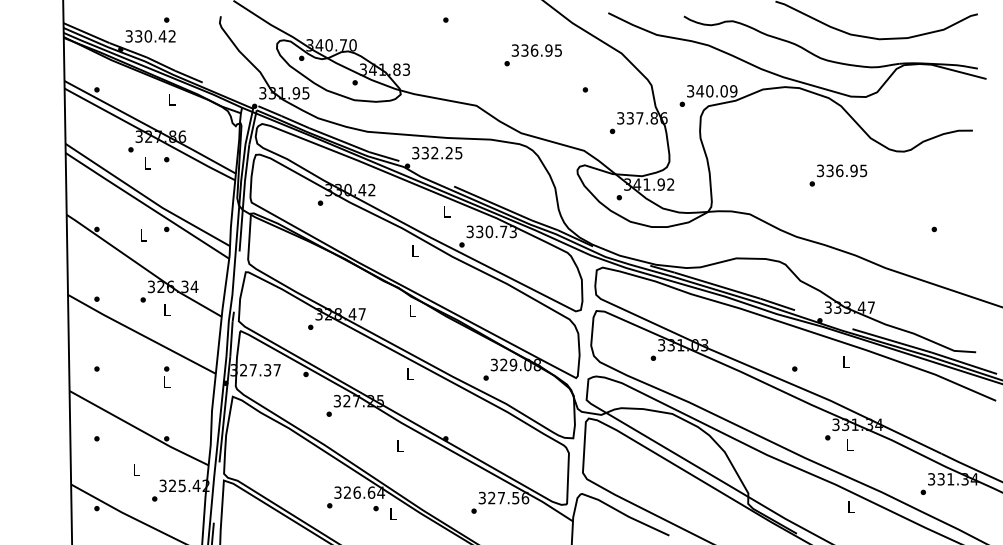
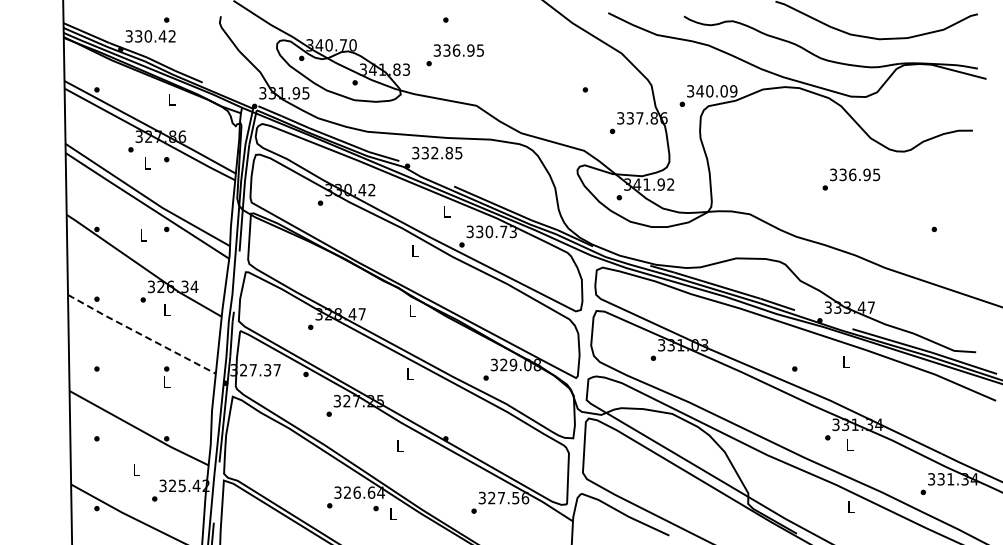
text position: (532, 55) -> (454, 55) (454, 55)
text: 332.25 -> 332.85 (448, 153)
text position: (838, 175) -> (851, 179) (851, 179)
line: solid -> dashed (141, 334)
